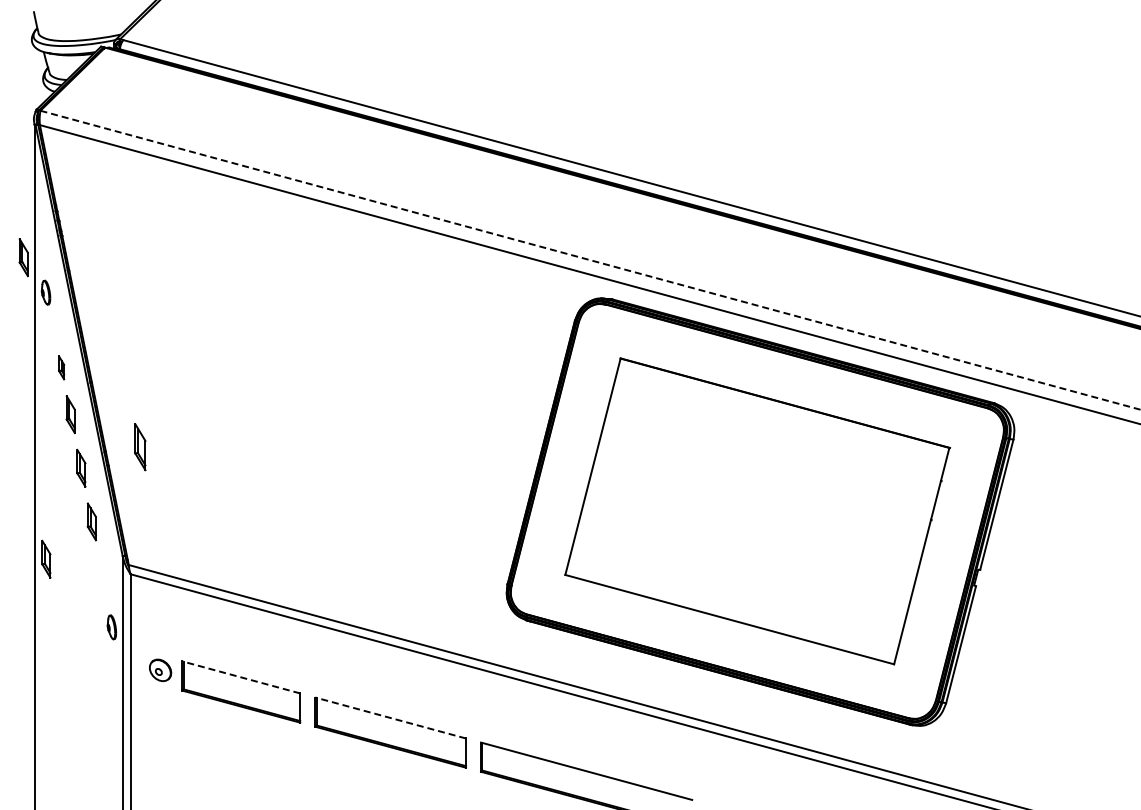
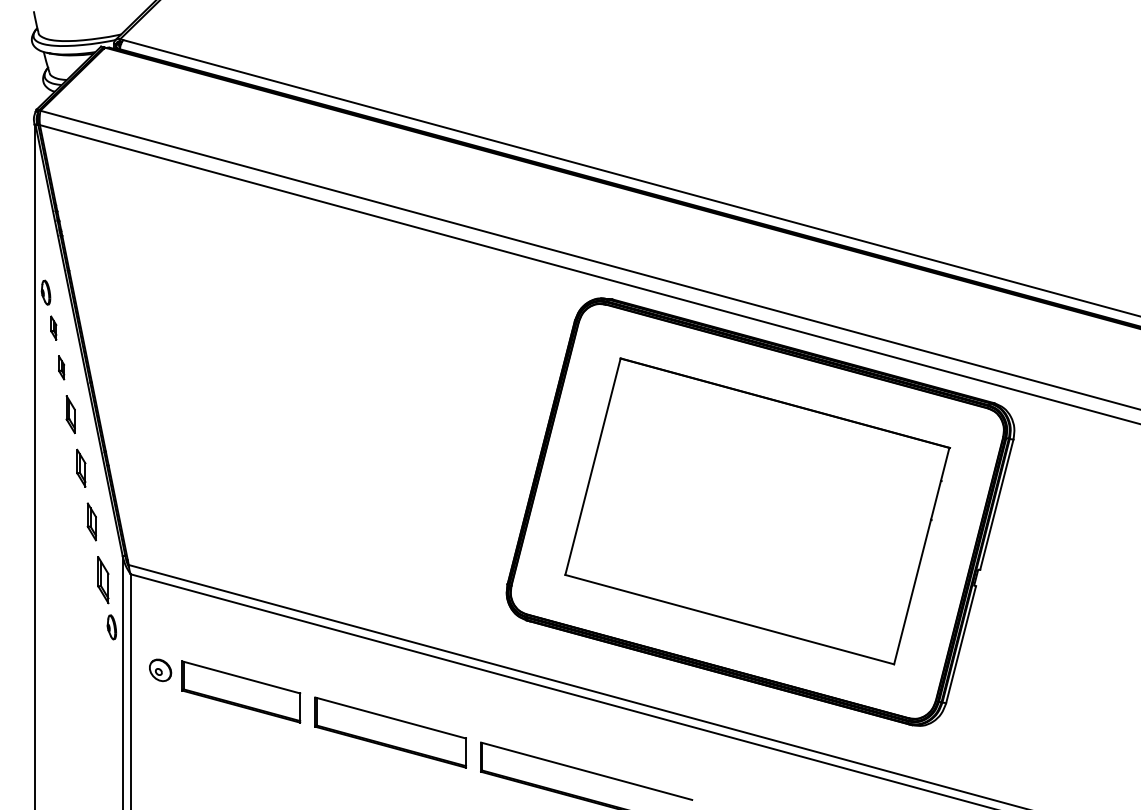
part: present -> none (23, 257)
line: dashed -> solid (590, 260)
part: none -> present (53, 327)
part position: (140, 447) -> (103, 580) (103, 580)
part: present -> none (46, 558)
line: dashed -> solid (241, 677)
line: dashed -> solid (390, 717)
